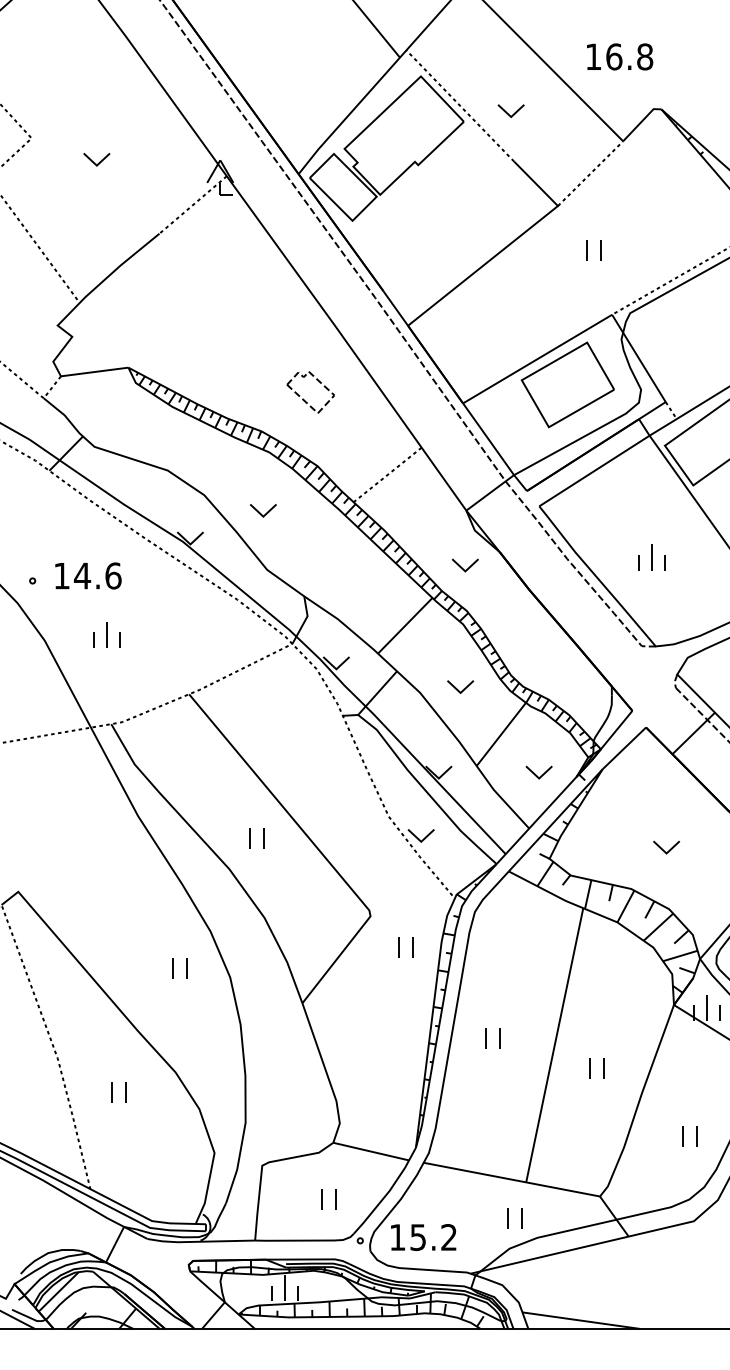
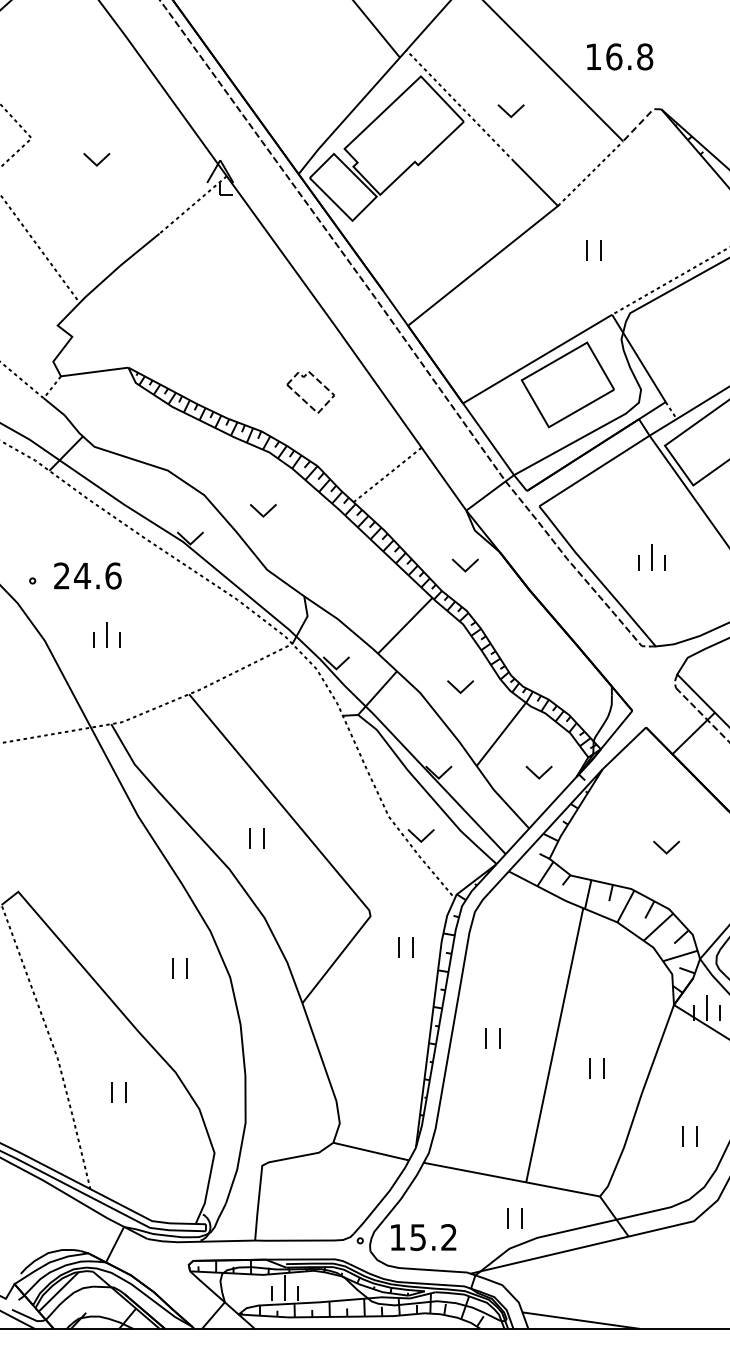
line: solid -> dashed (640, 122)
text: 14.6 -> 24.6 (61, 575)
part: present -> none (328, 1199)
